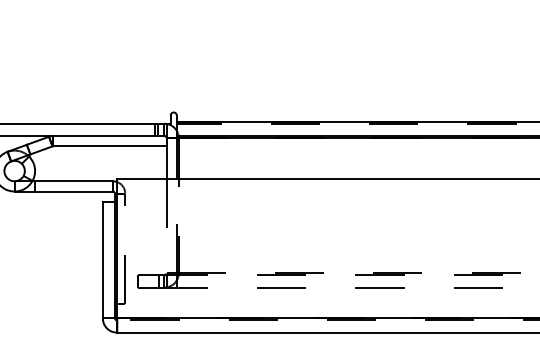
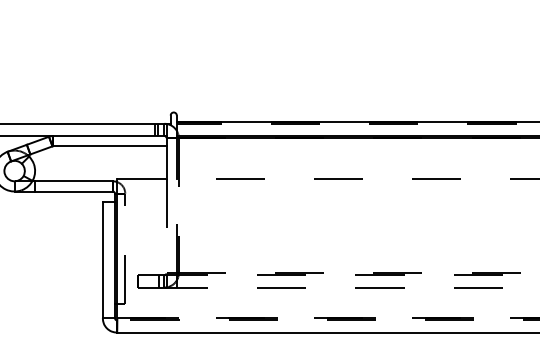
line: solid -> dashed (328, 179)
line: solid -> dashed (328, 318)
